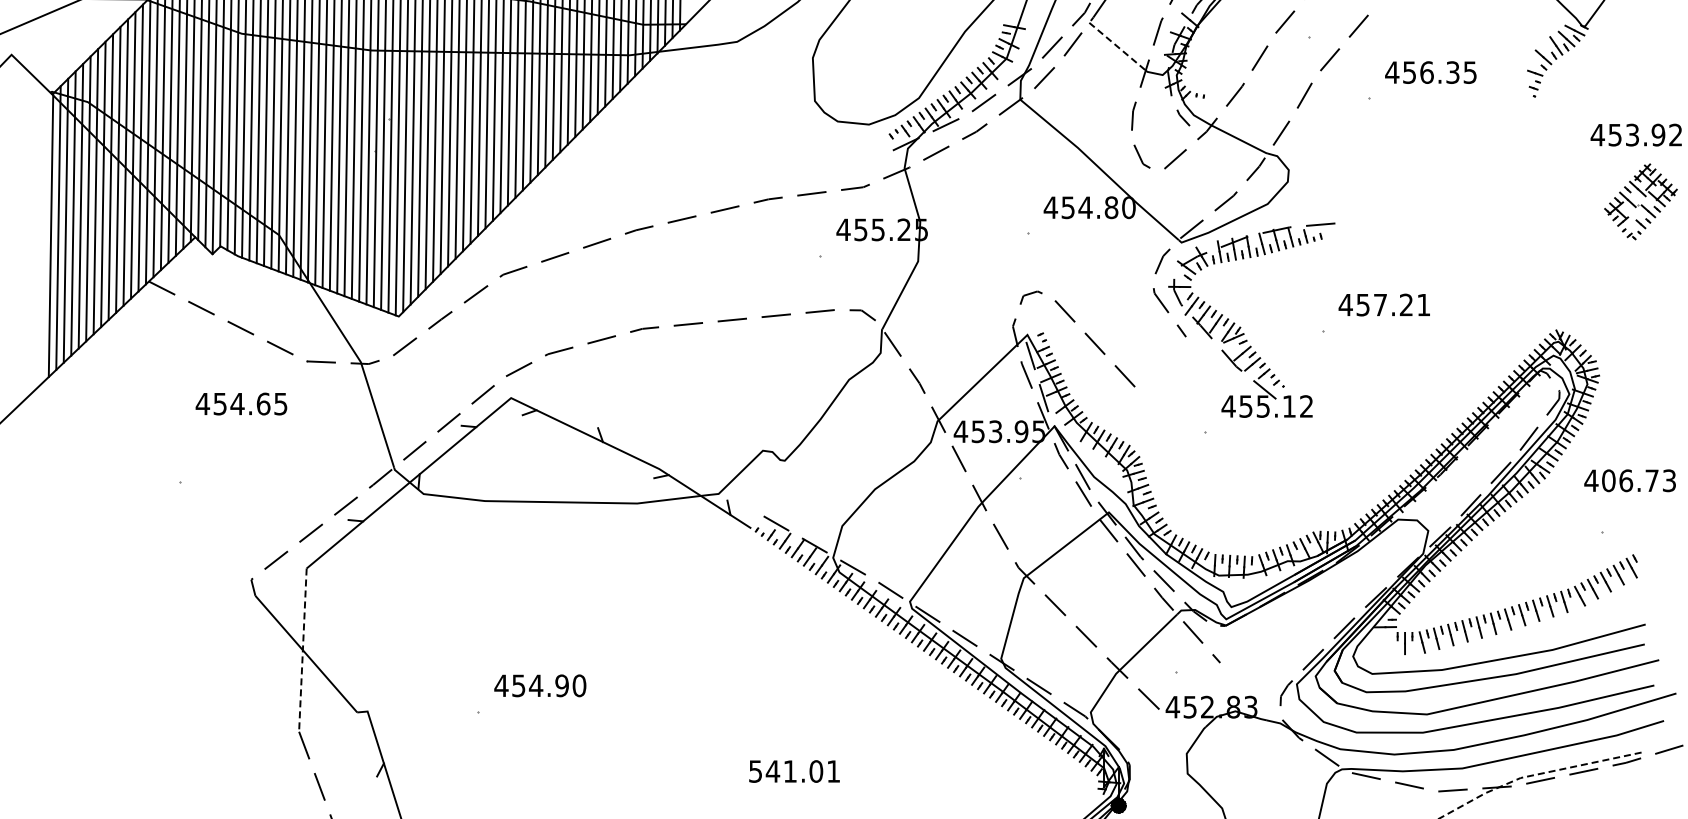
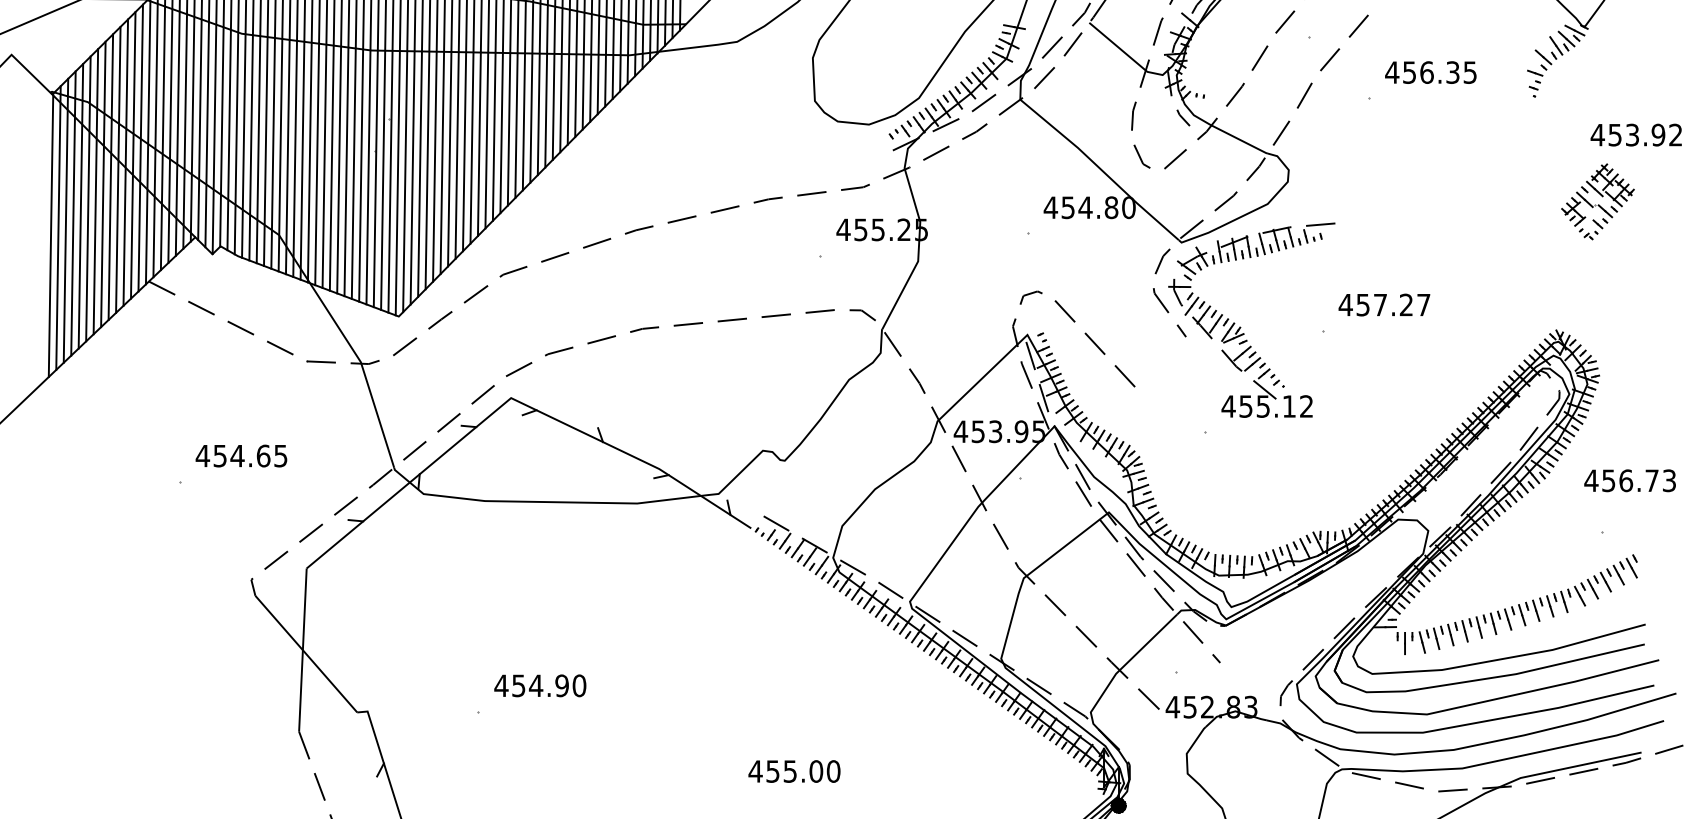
line: dashed -> solid (1117, 46)
part position: (1640, 201) -> (1597, 201) (1597, 201)
text: 457.21 -> 457.27 (1423, 305)
text position: (241, 403) -> (241, 455) (241, 455)
text: 406.73 -> 456.73 (1608, 480)
line: dashed -> solid (302, 650)
text: 541.01 -> 455.00 (794, 771)
line: dashed -> solid (1535, 774)
